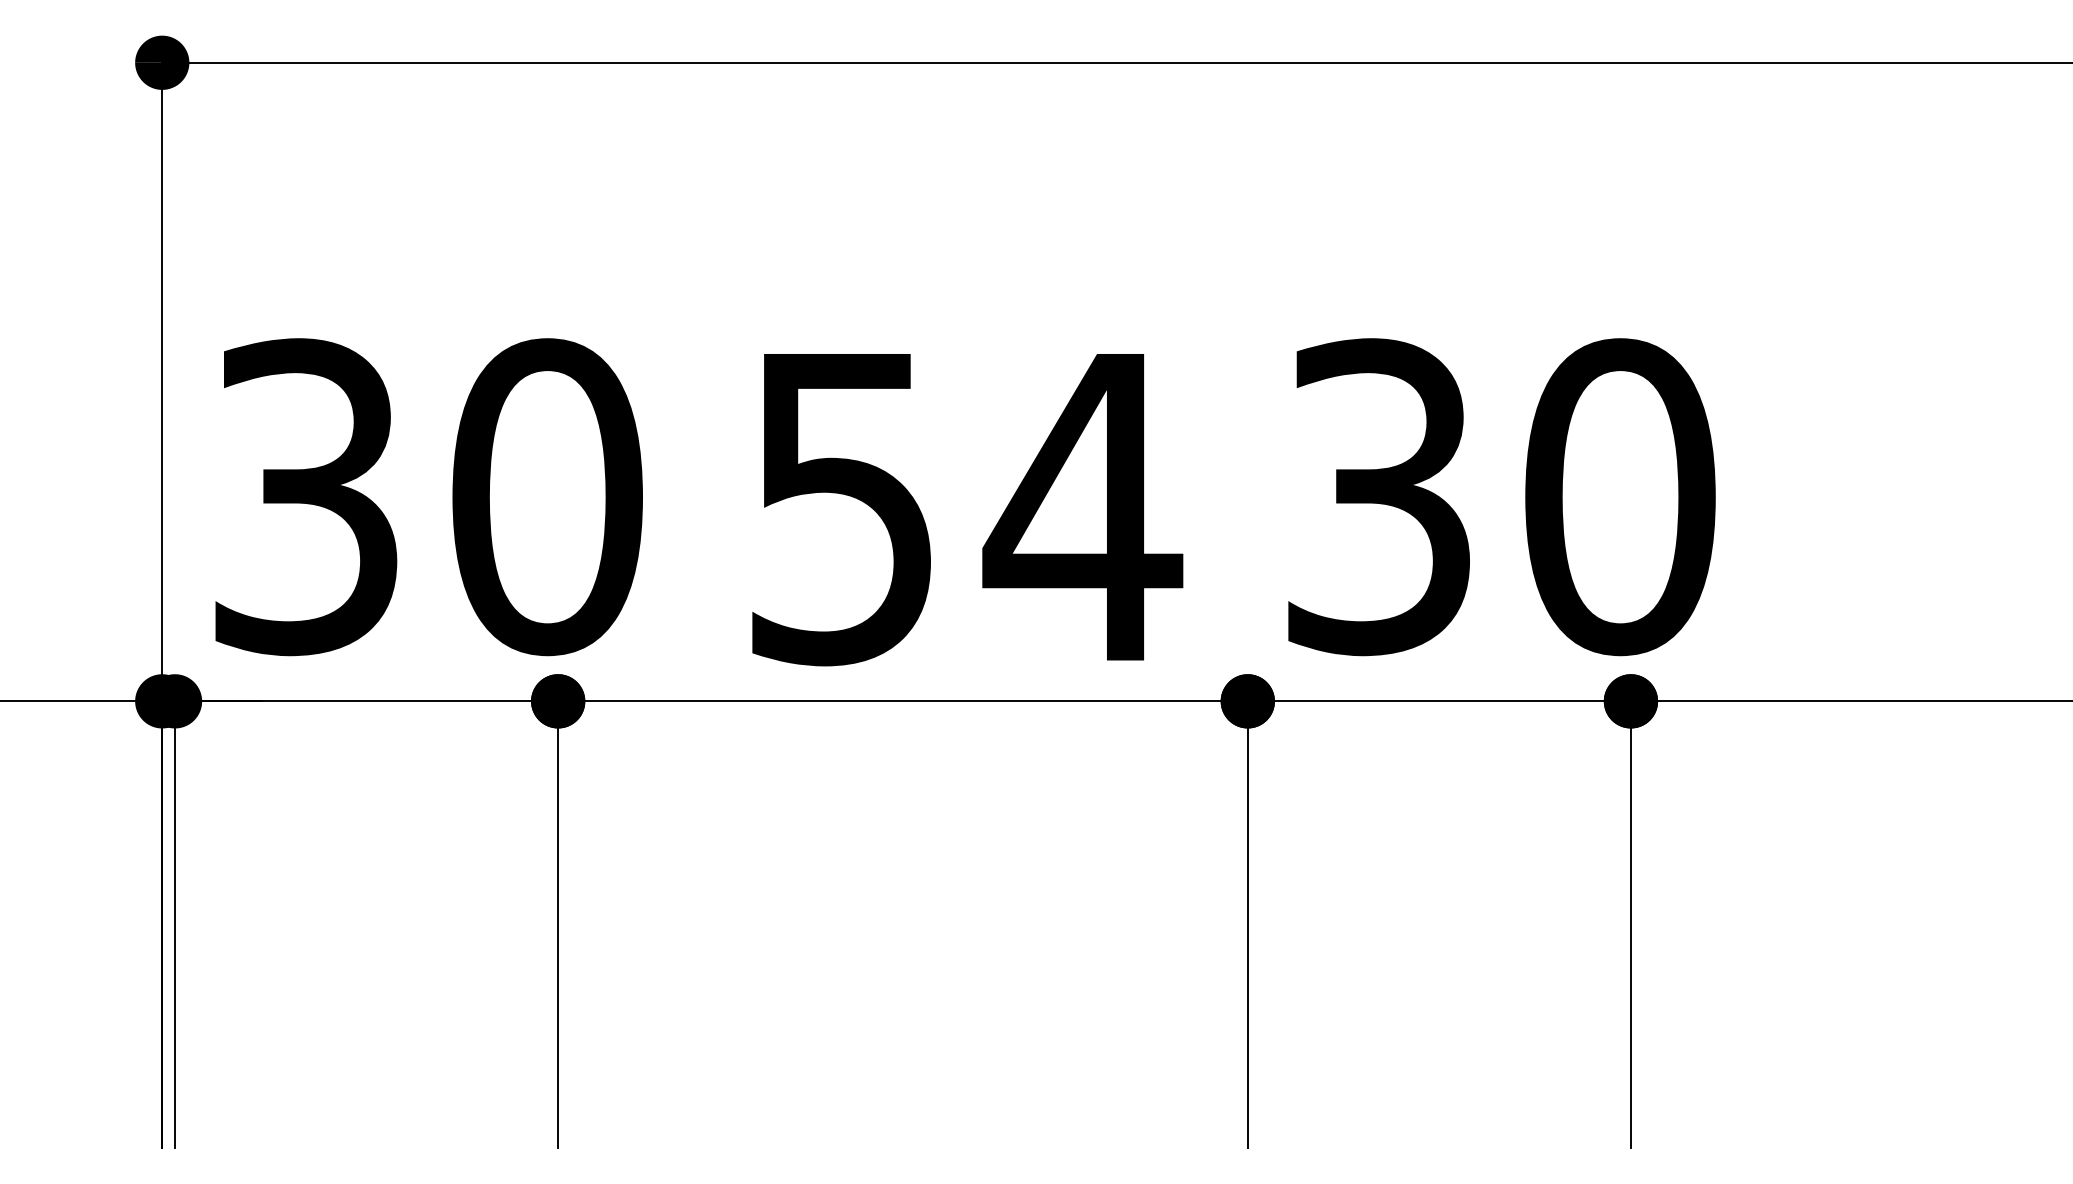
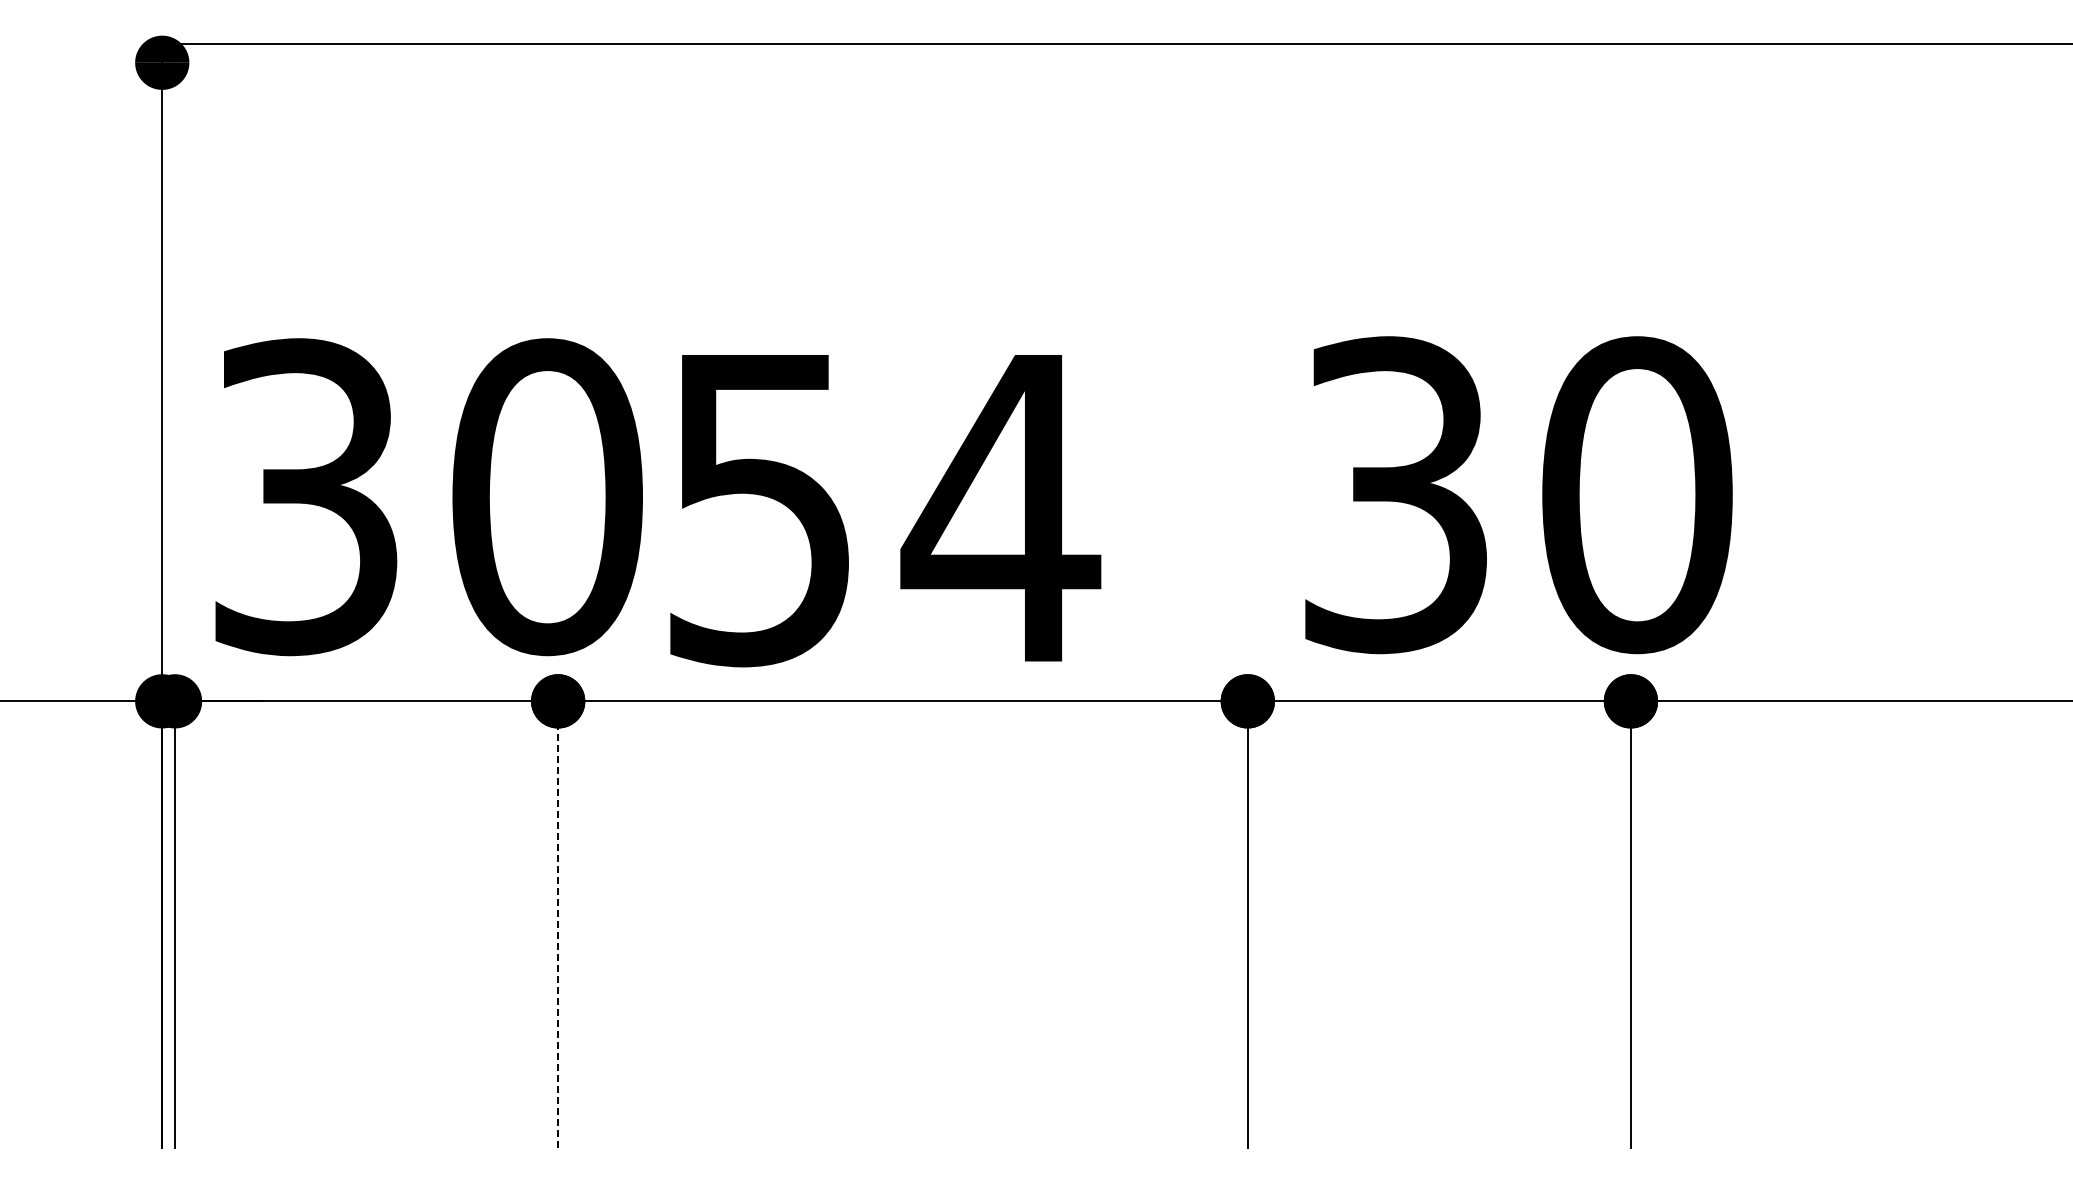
line position: (1115, 62) -> (1115, 43) (1115, 43)
text position: (1501, 497) -> (1518, 495) (1518, 495)
text position: (967, 510) -> (885, 511) (885, 511)
line: solid -> dashed (558, 918)
